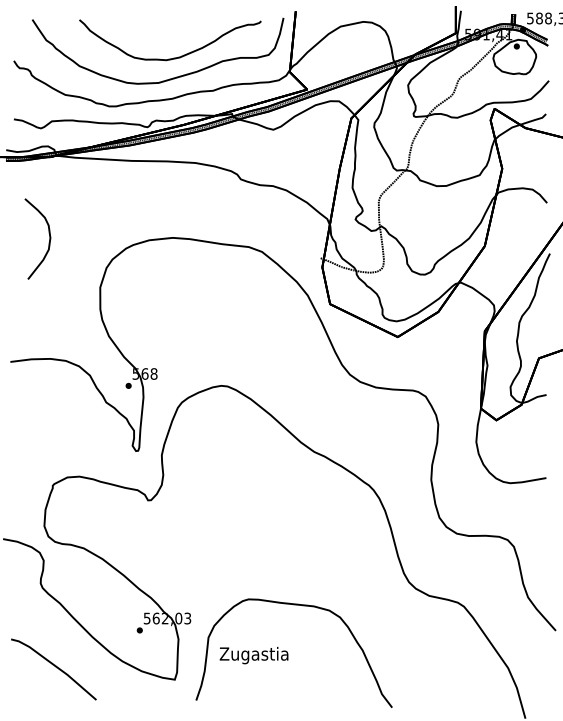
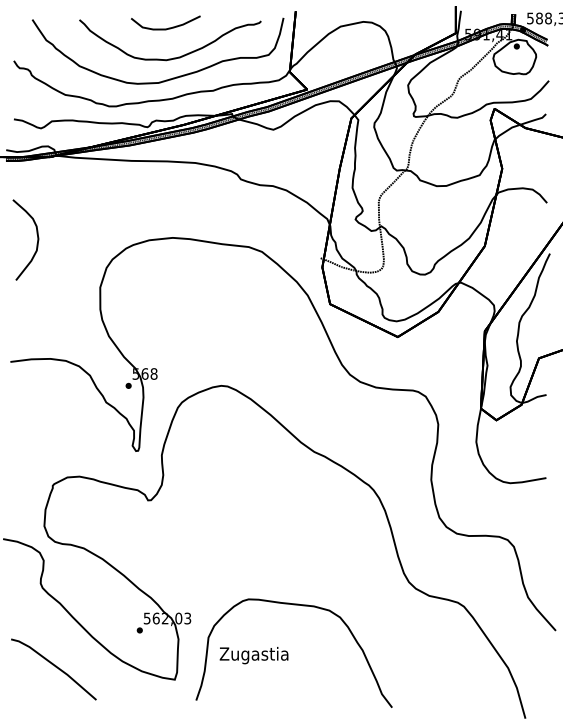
part: none -> present (165, 22)
curve position: (48, 242) -> (36, 243) (36, 243)
